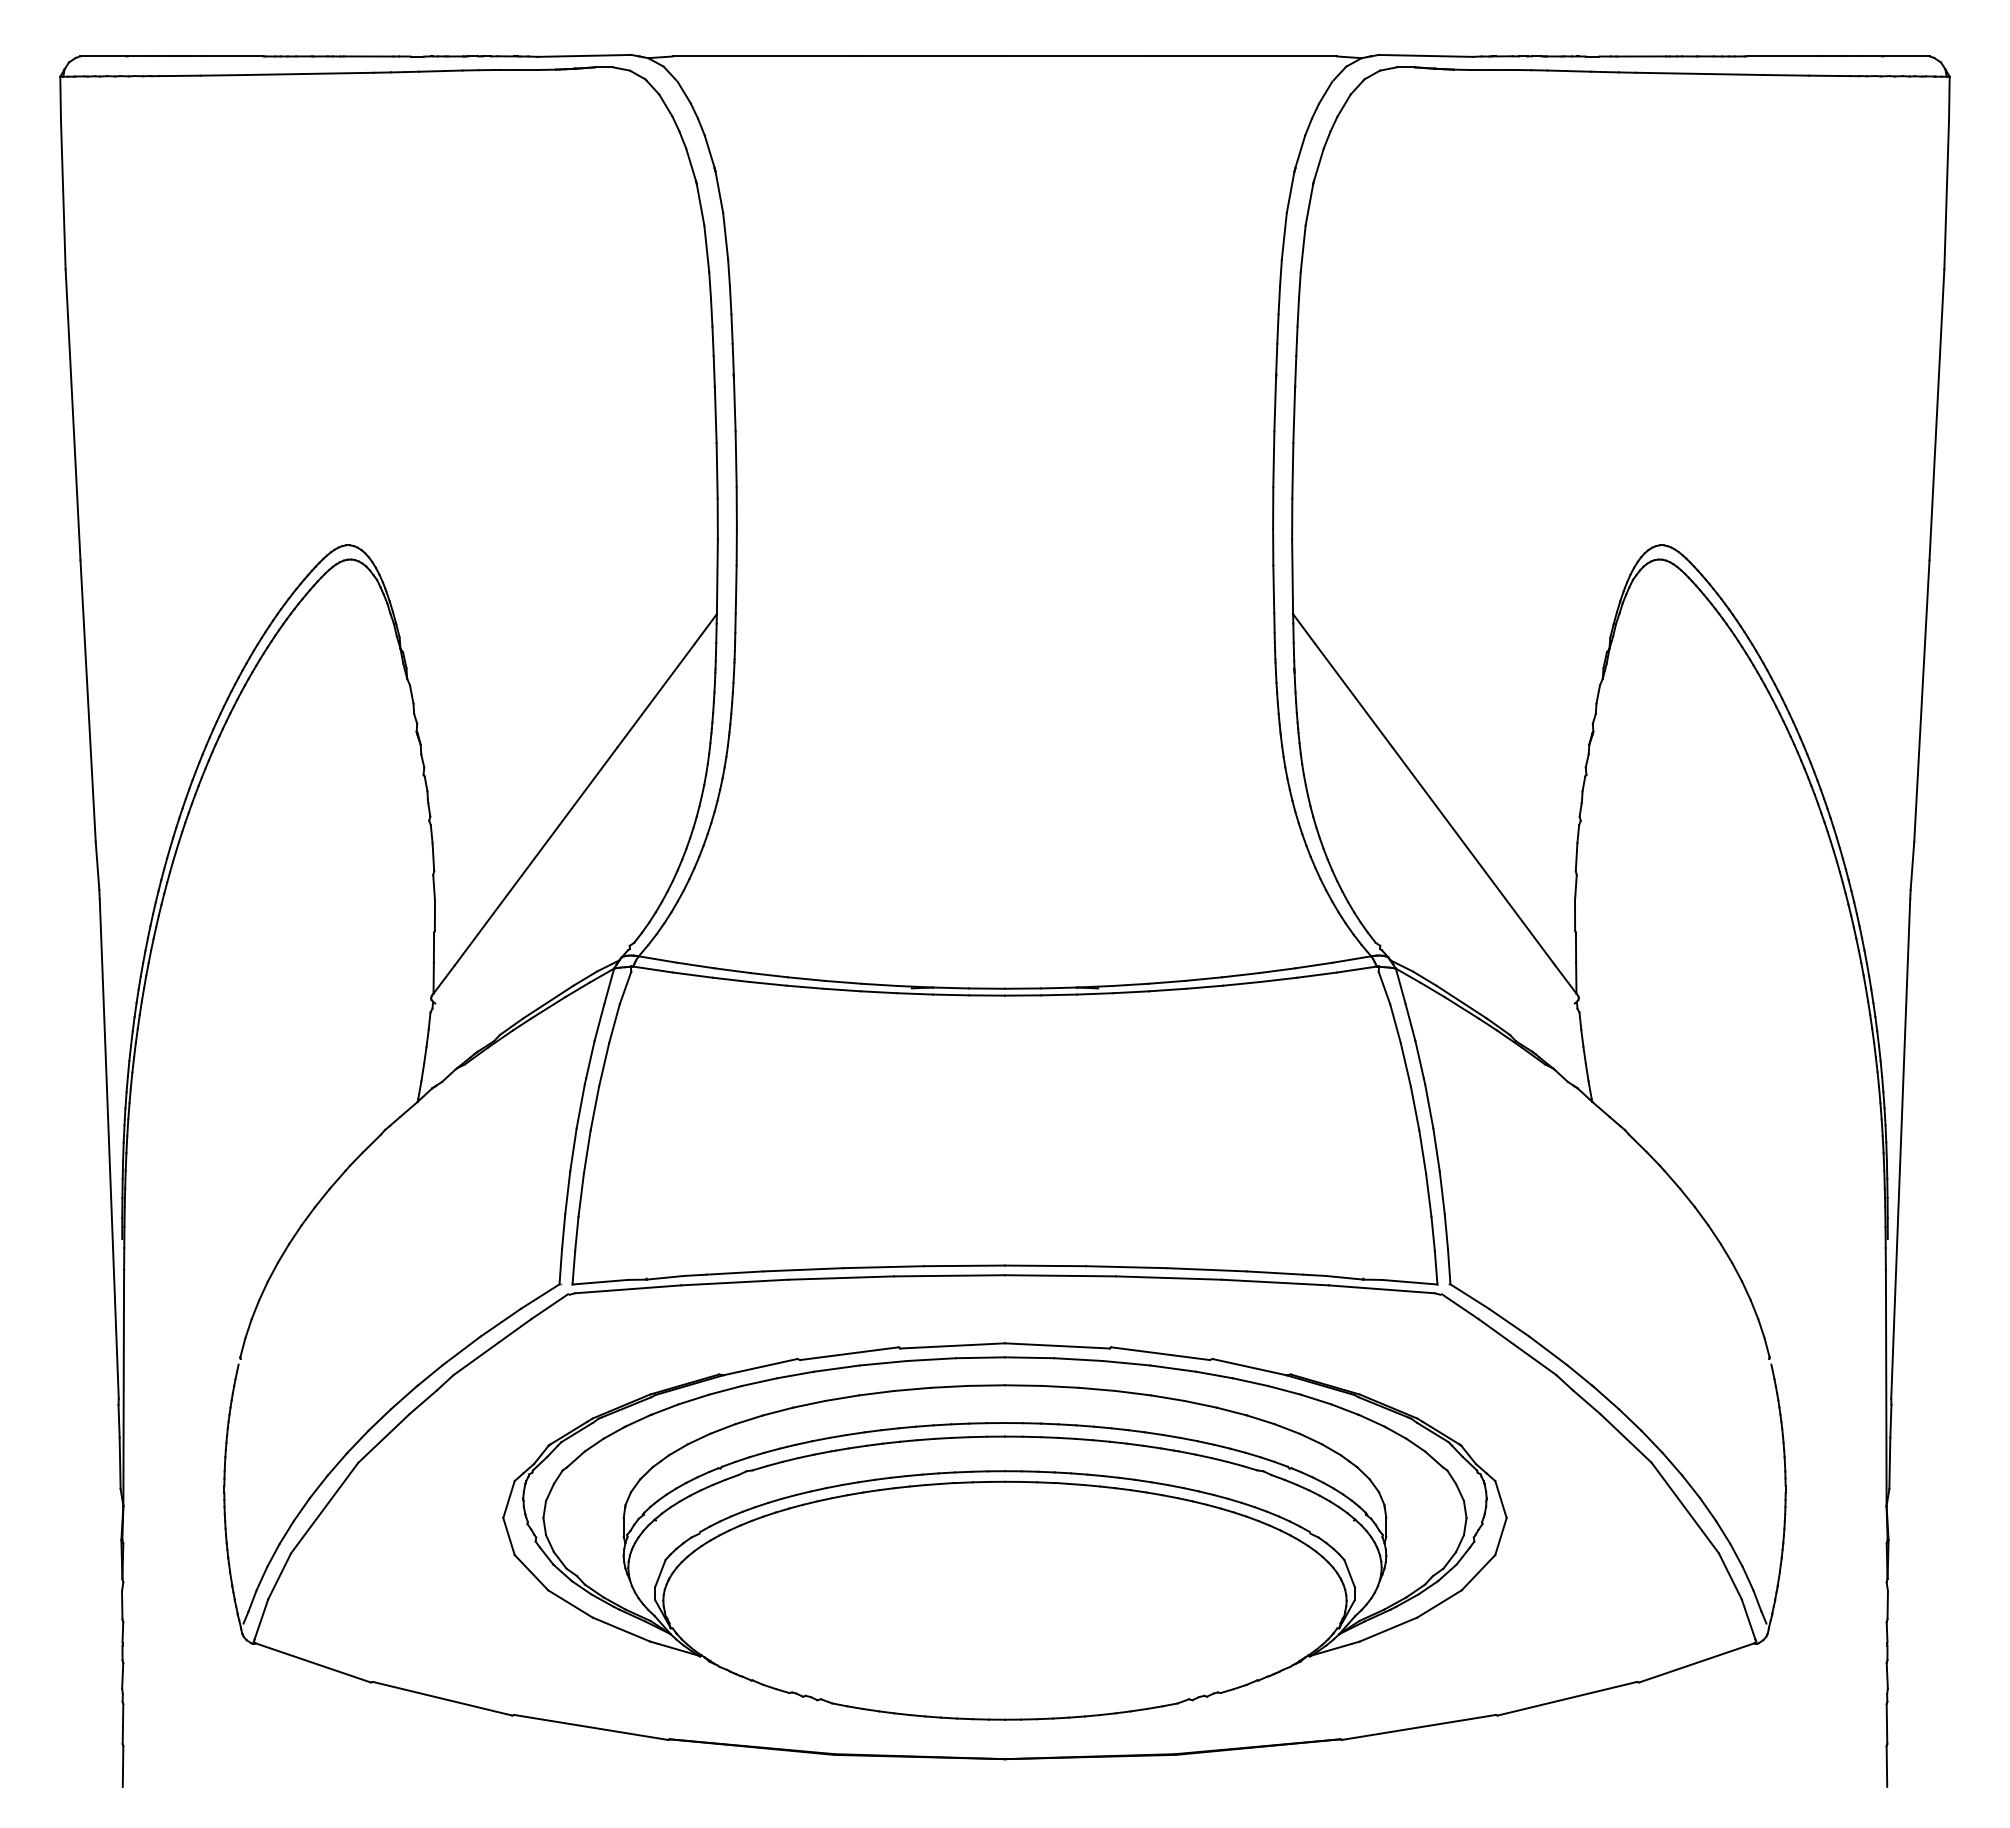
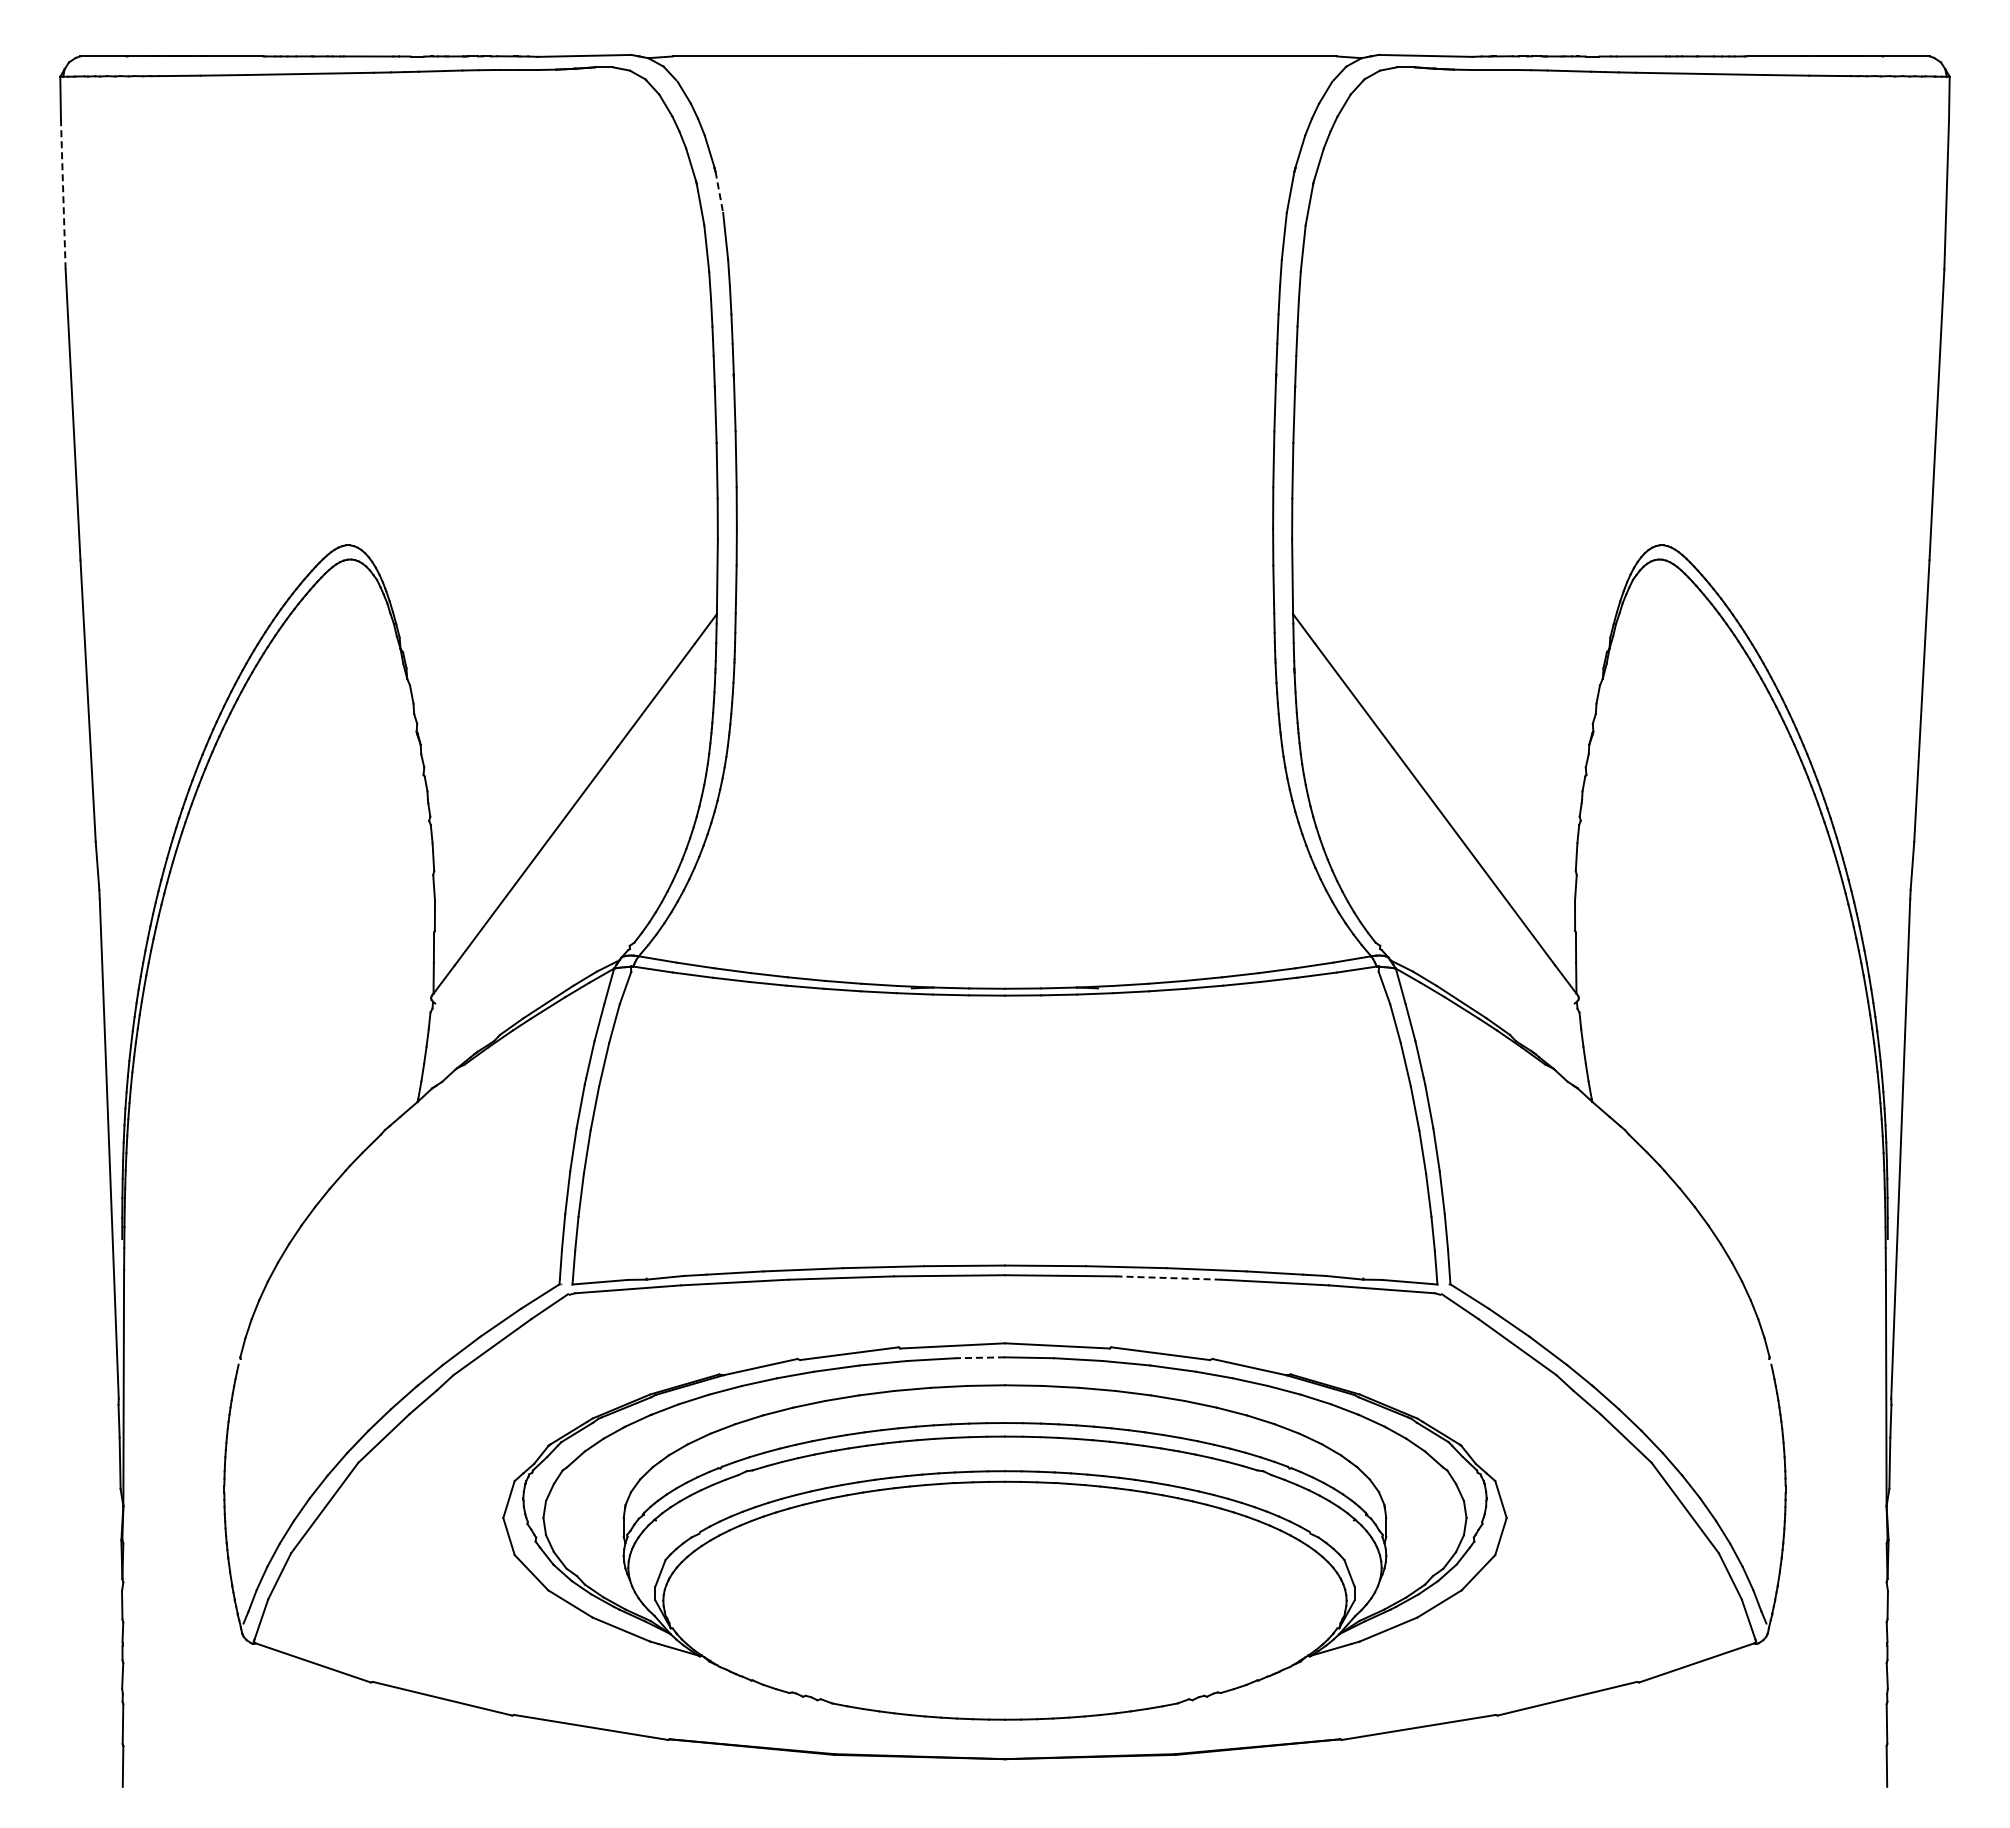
line: solid -> dashed (719, 192)
line: solid -> dashed (63, 194)
line: solid -> dashed (1168, 1278)
line: solid -> dashed (980, 1357)
